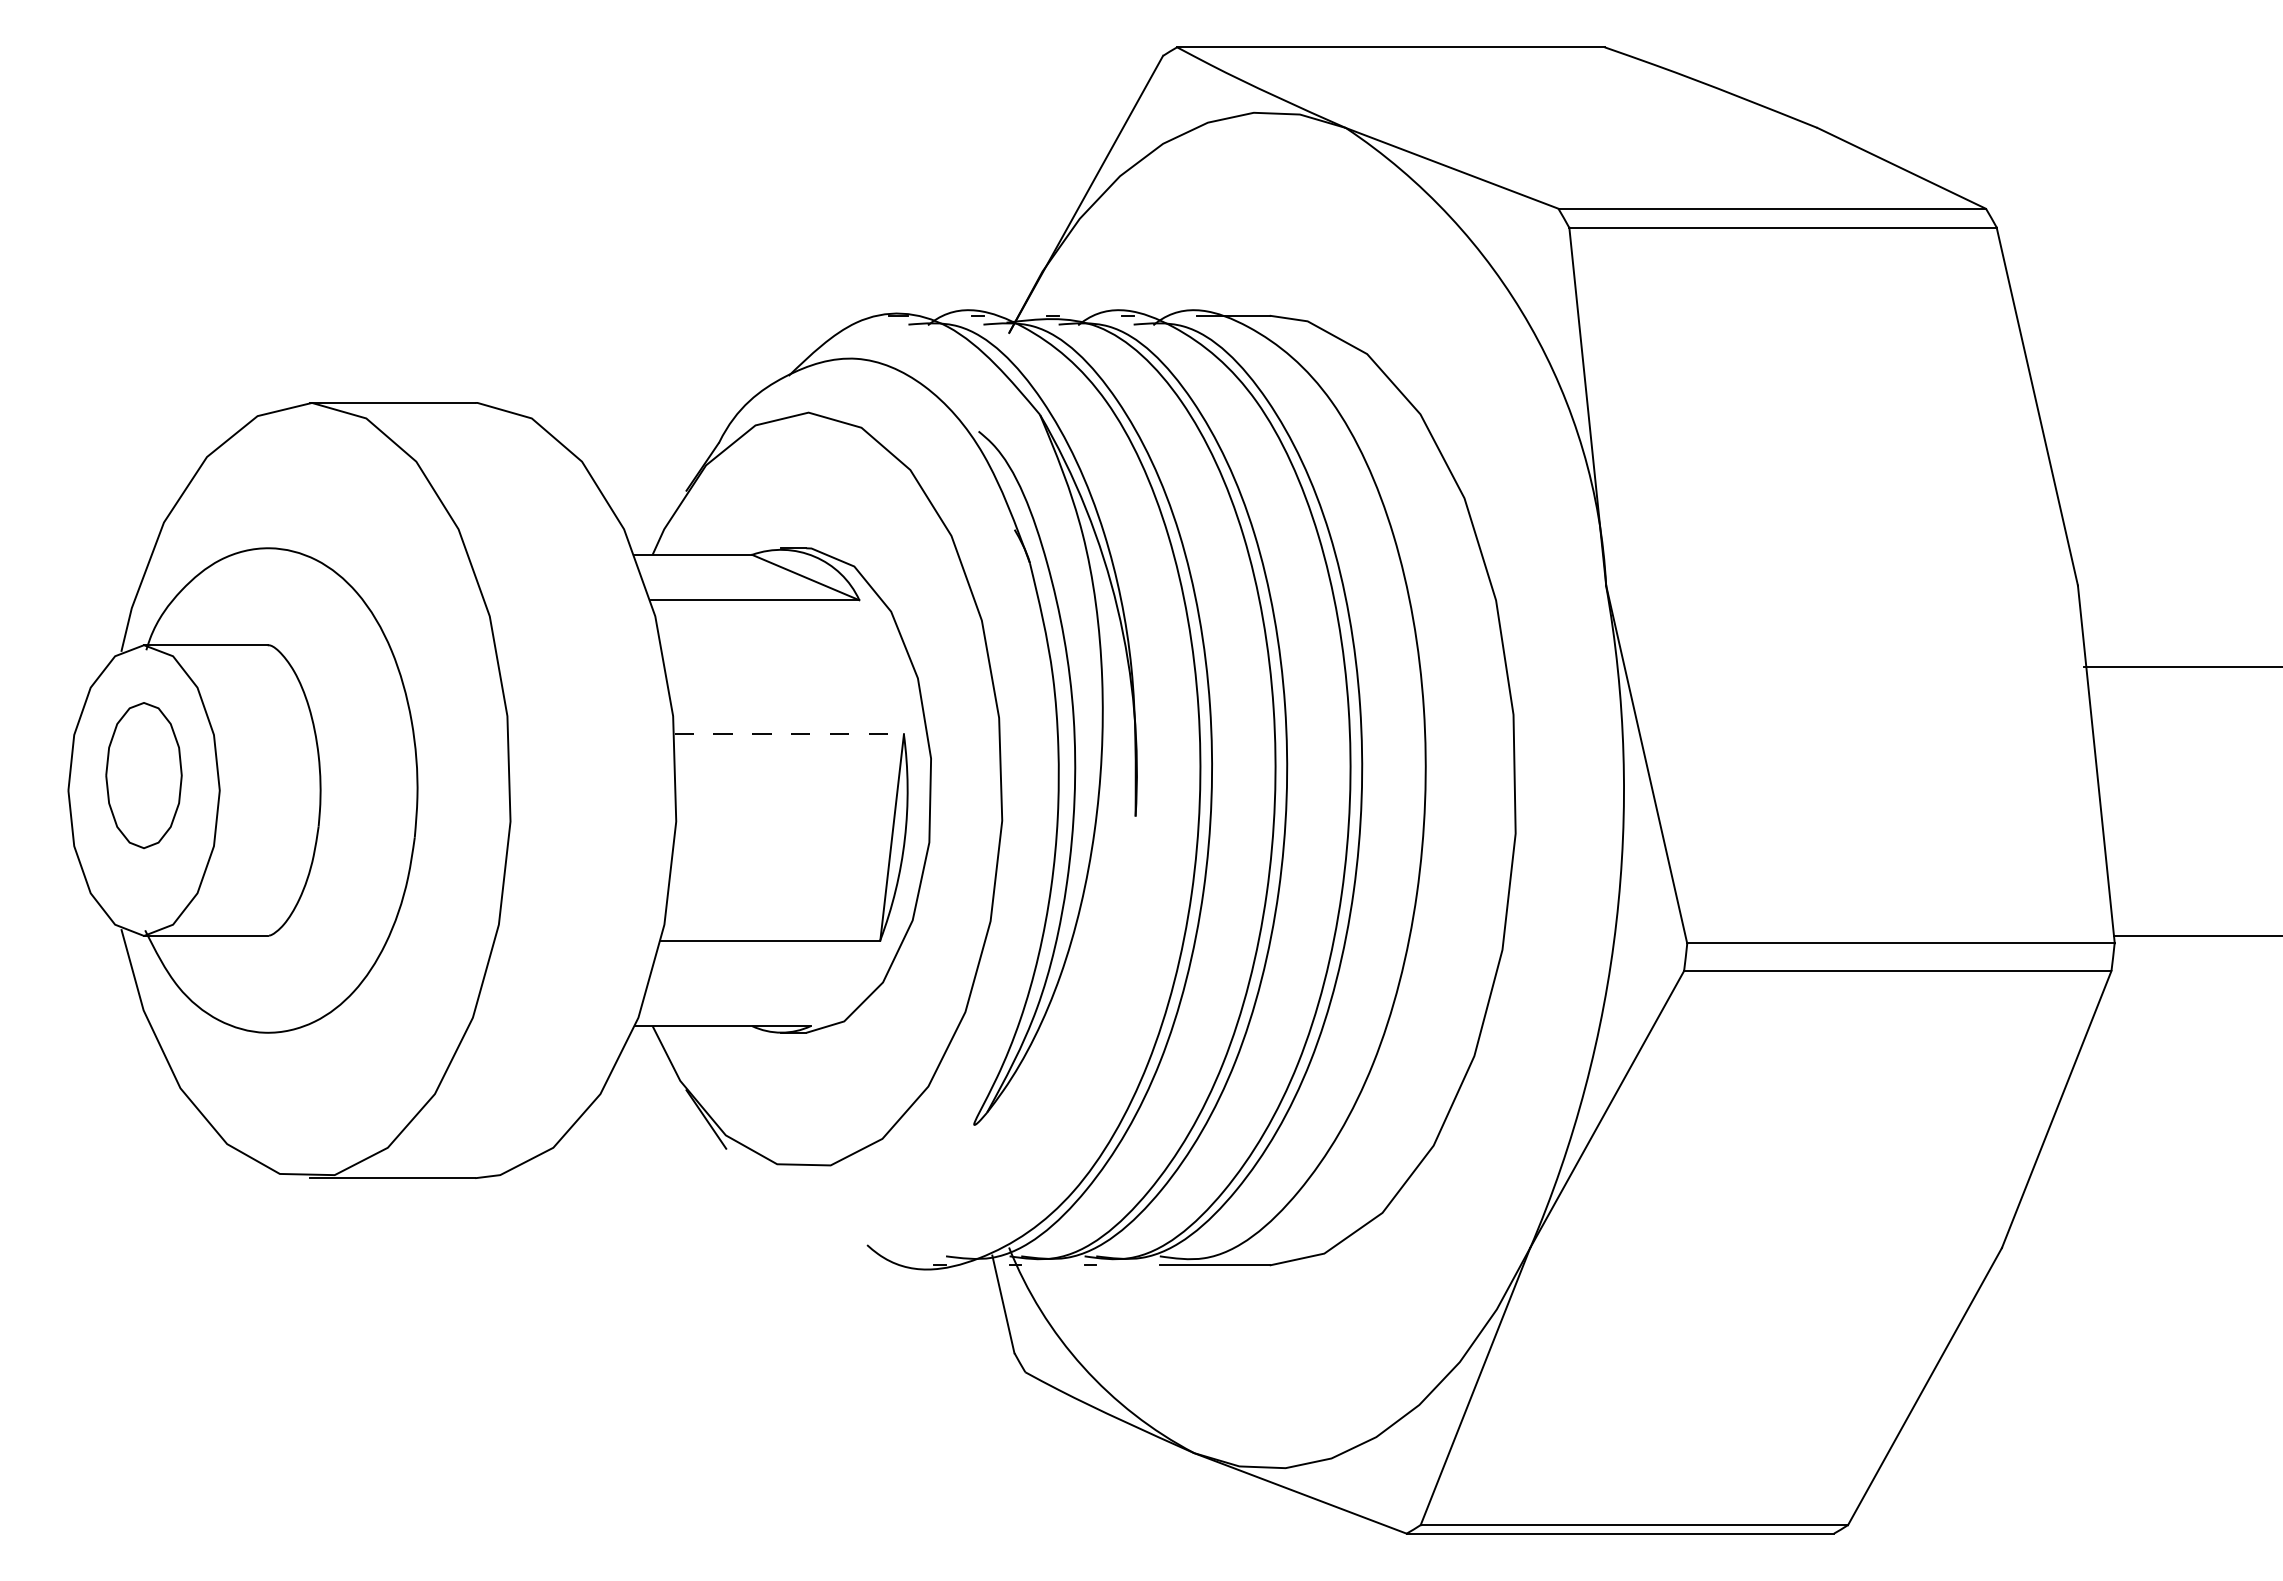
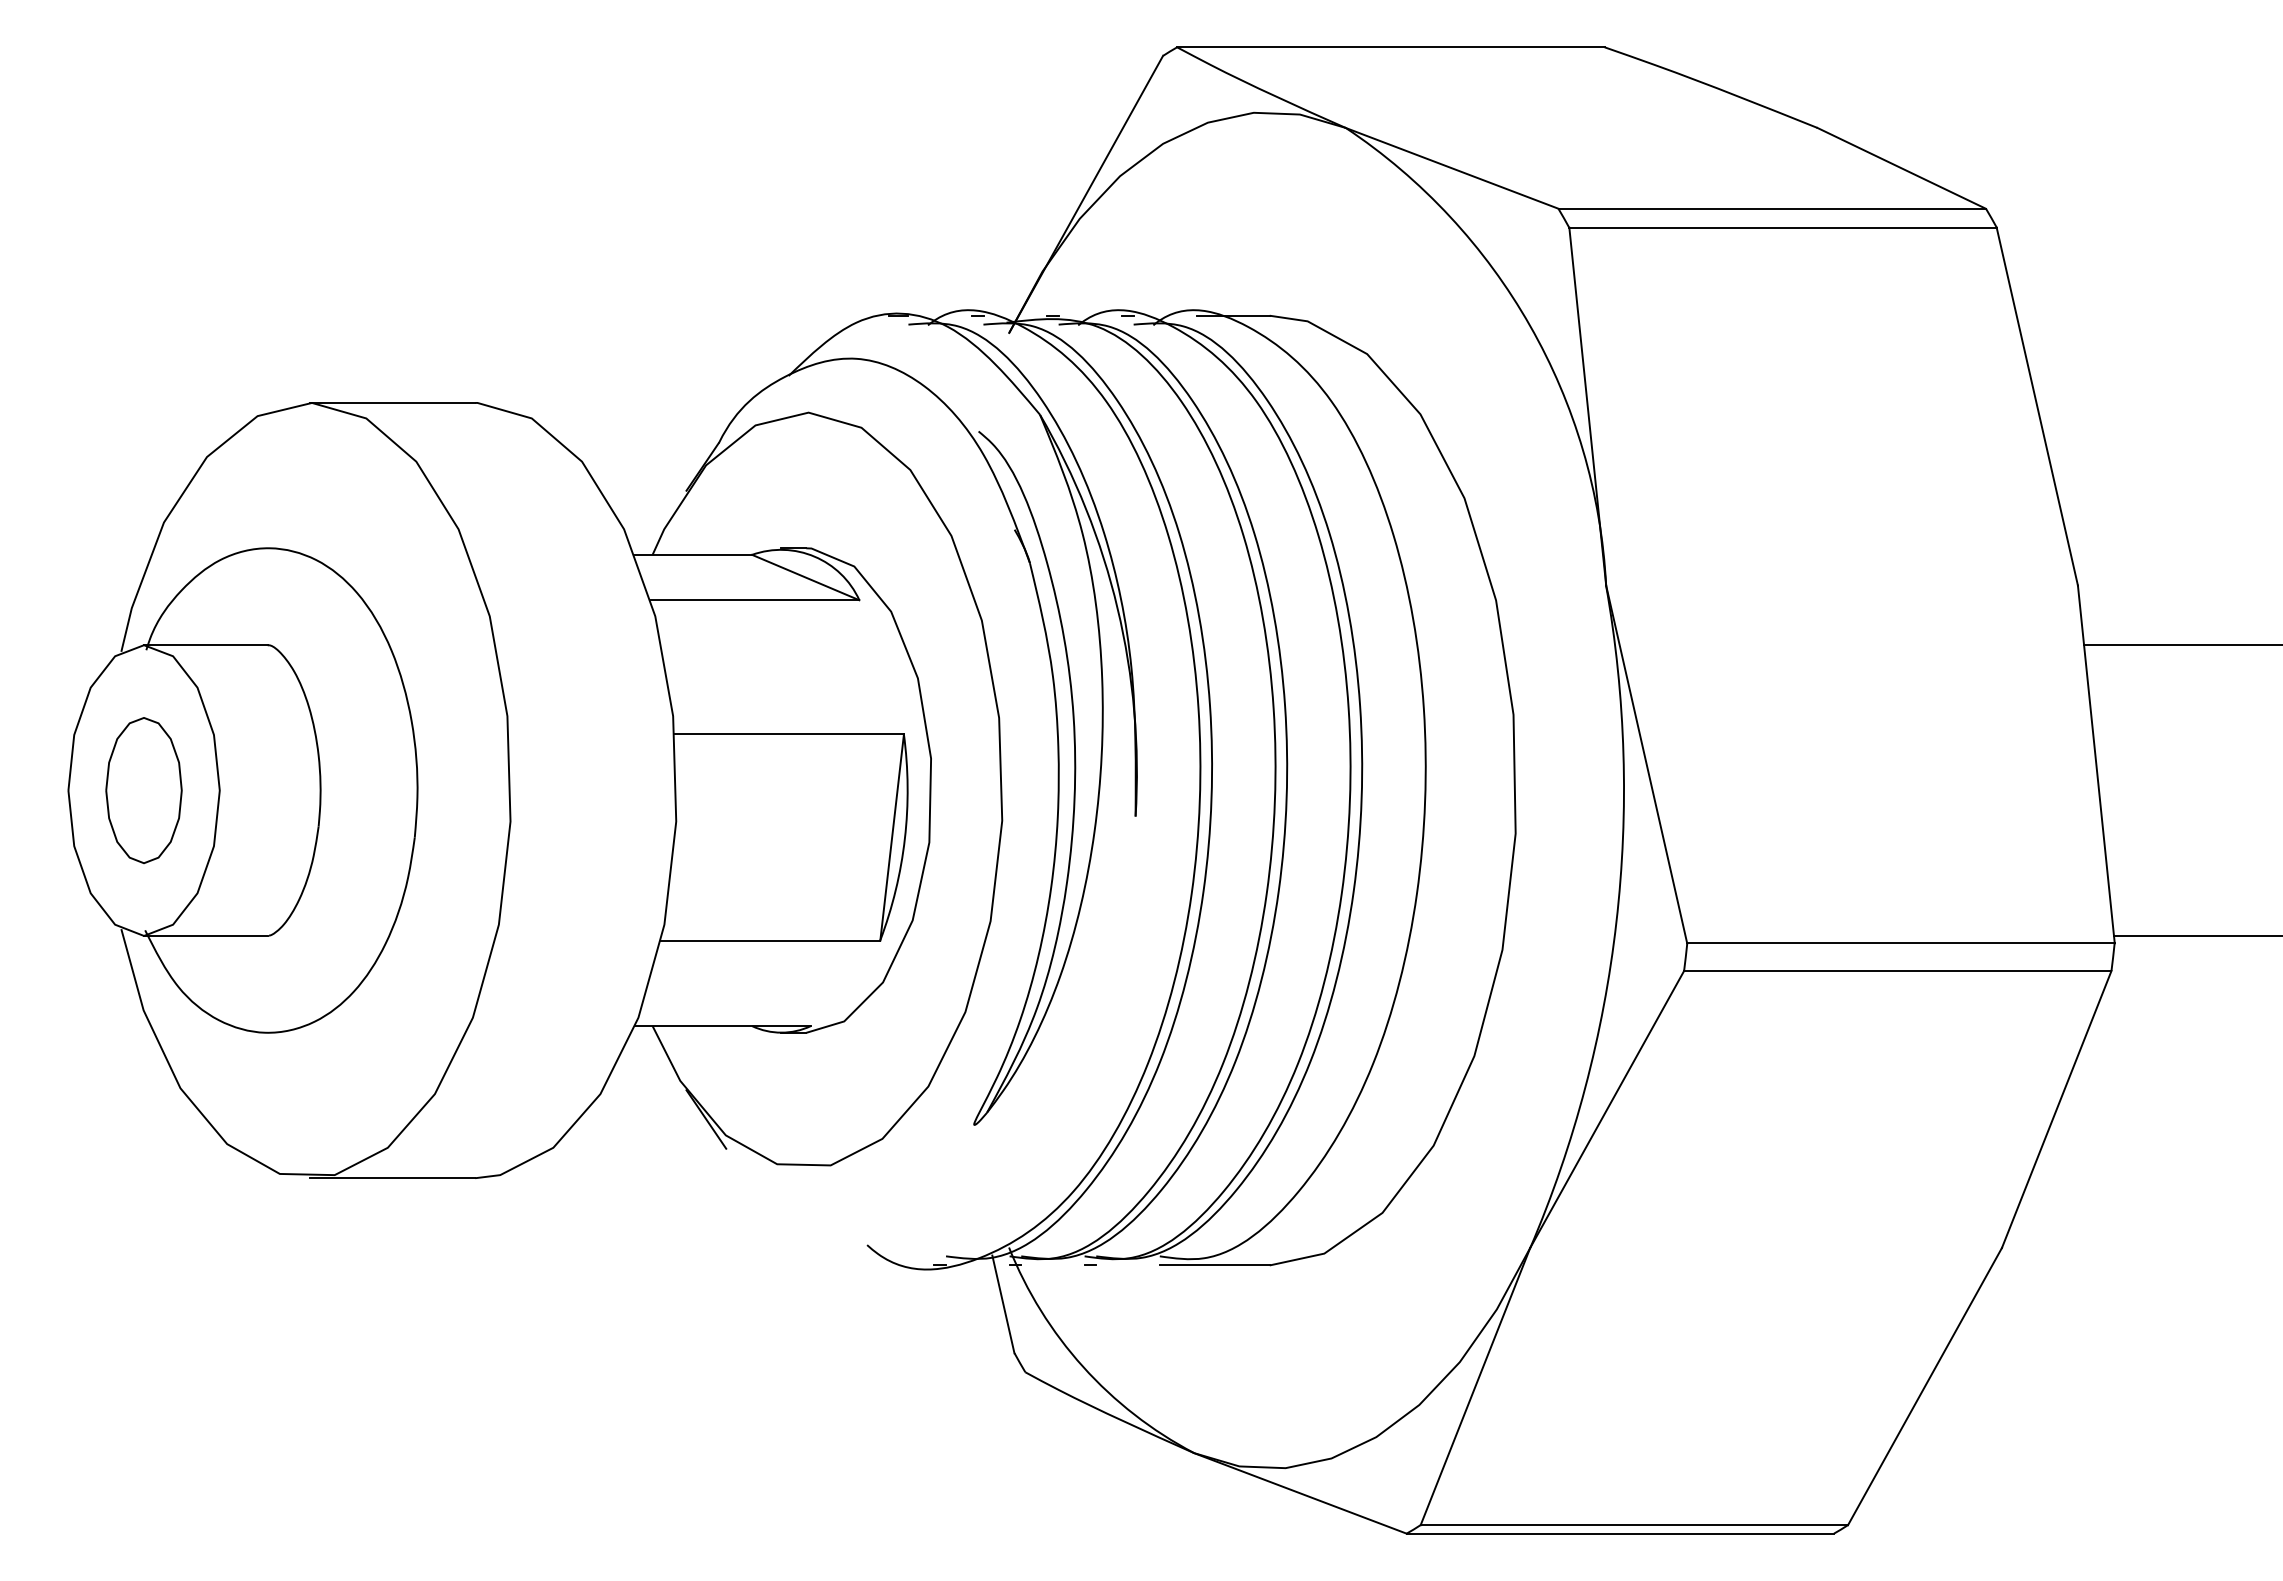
line position: (2181, 667) -> (2181, 645) (2181, 645)
line: dashed -> solid (789, 734)
part position: (143, 775) -> (143, 790) (143, 790)
